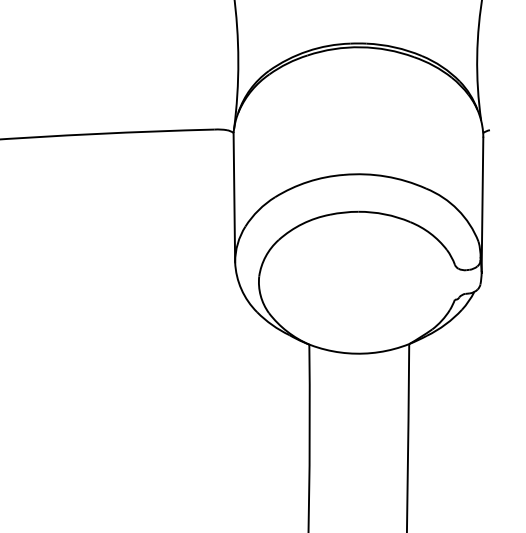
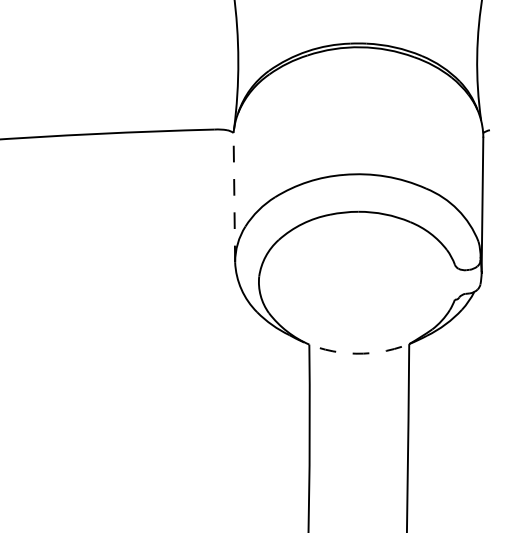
line: solid -> dashed (234, 197)
arc: solid -> dashed (348, 353)
